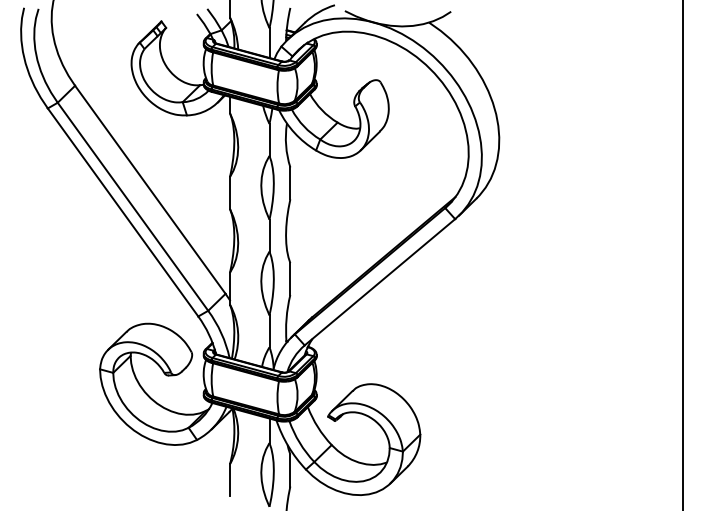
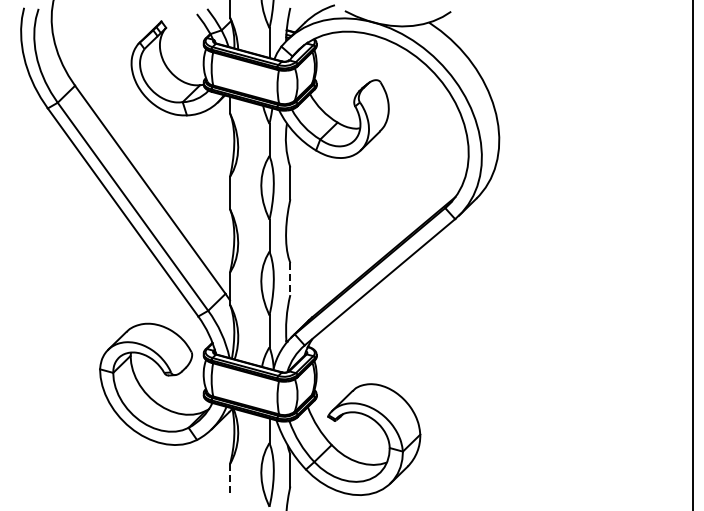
line position: (682, 254) -> (692, 254) (692, 254)
line: solid -> dashed (290, 279)
line: solid -> dashed (230, 480)
